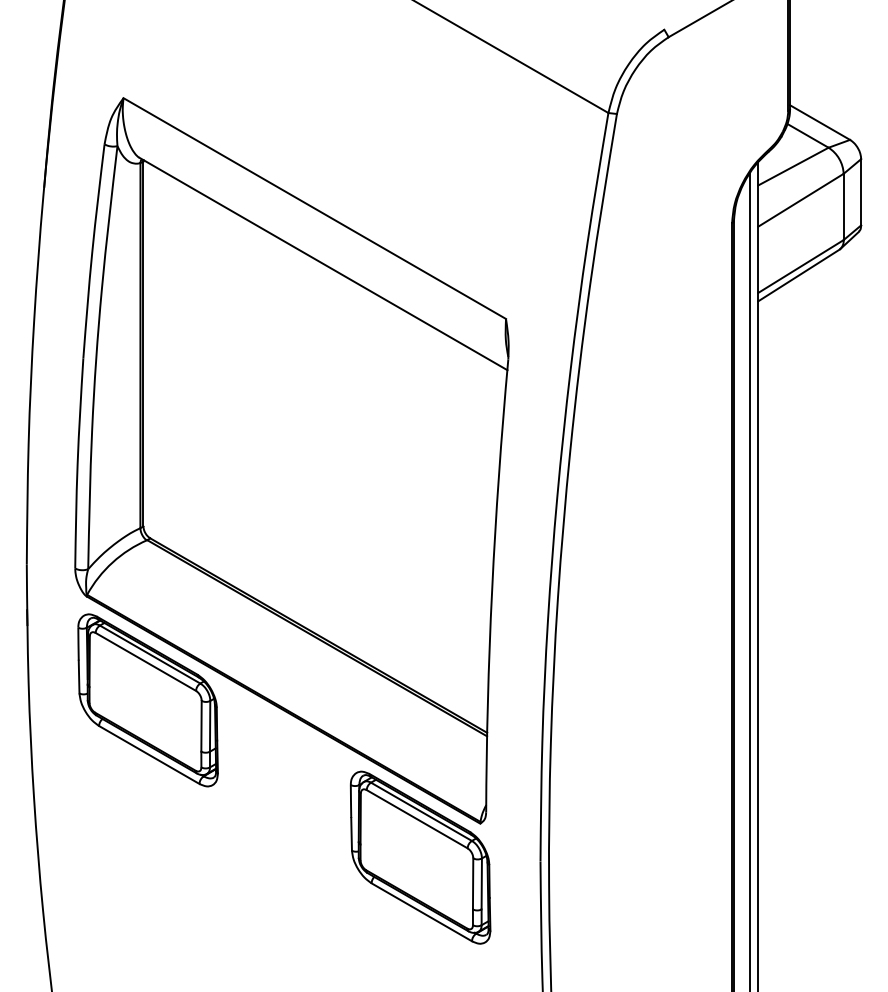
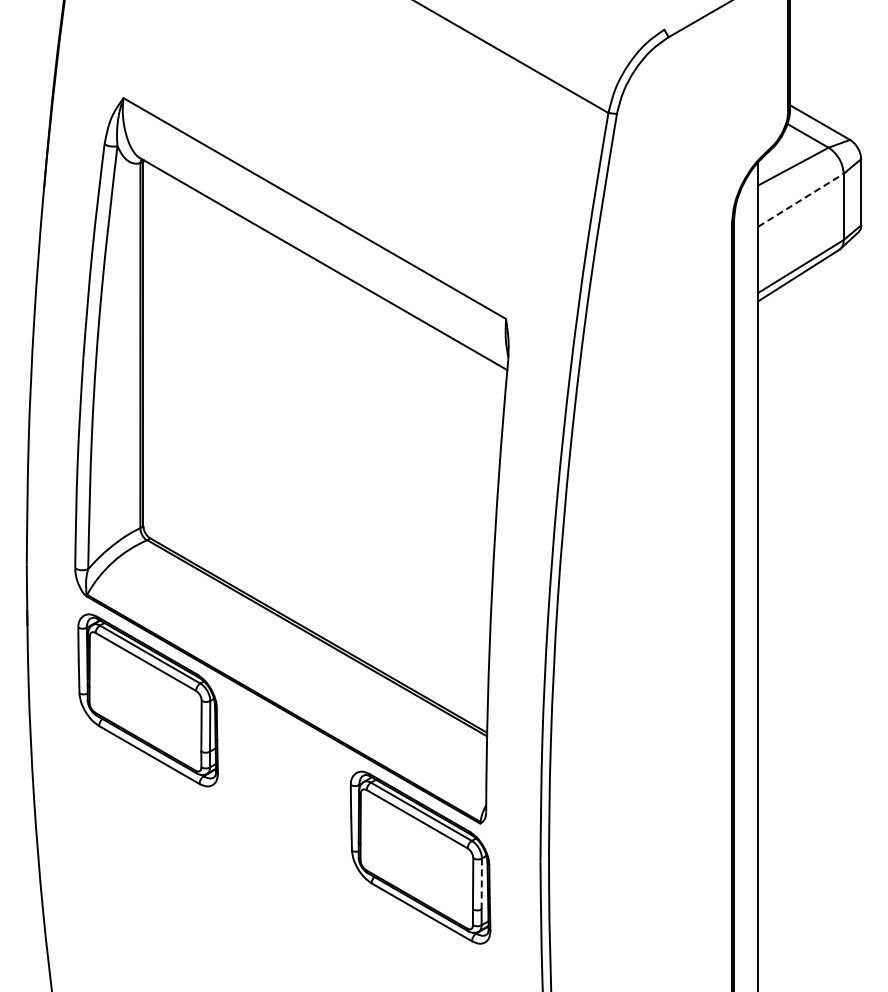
line: solid -> dashed (801, 200)
line: present -> none (750, 580)
line: solid -> dashed (481, 884)
